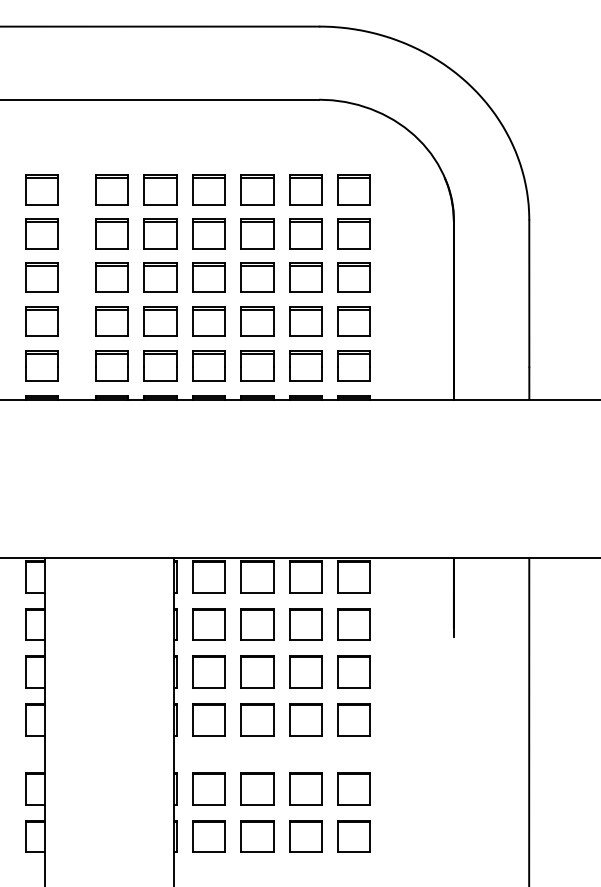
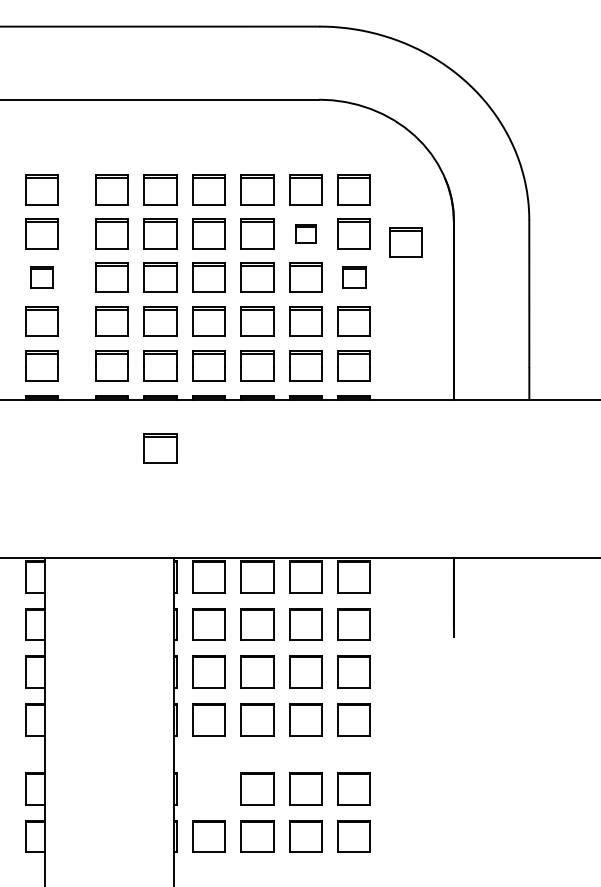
part size: 34x32 px -> 22x20 px (305, 233)
part: none -> present (405, 242)
part size: 34x31 px -> 24x23 px (41, 277)
part size: 34x31 px -> 25x23 px (354, 277)
part: none -> present (160, 448)
line: present -> none (529, 720)
part: present -> none (208, 788)
